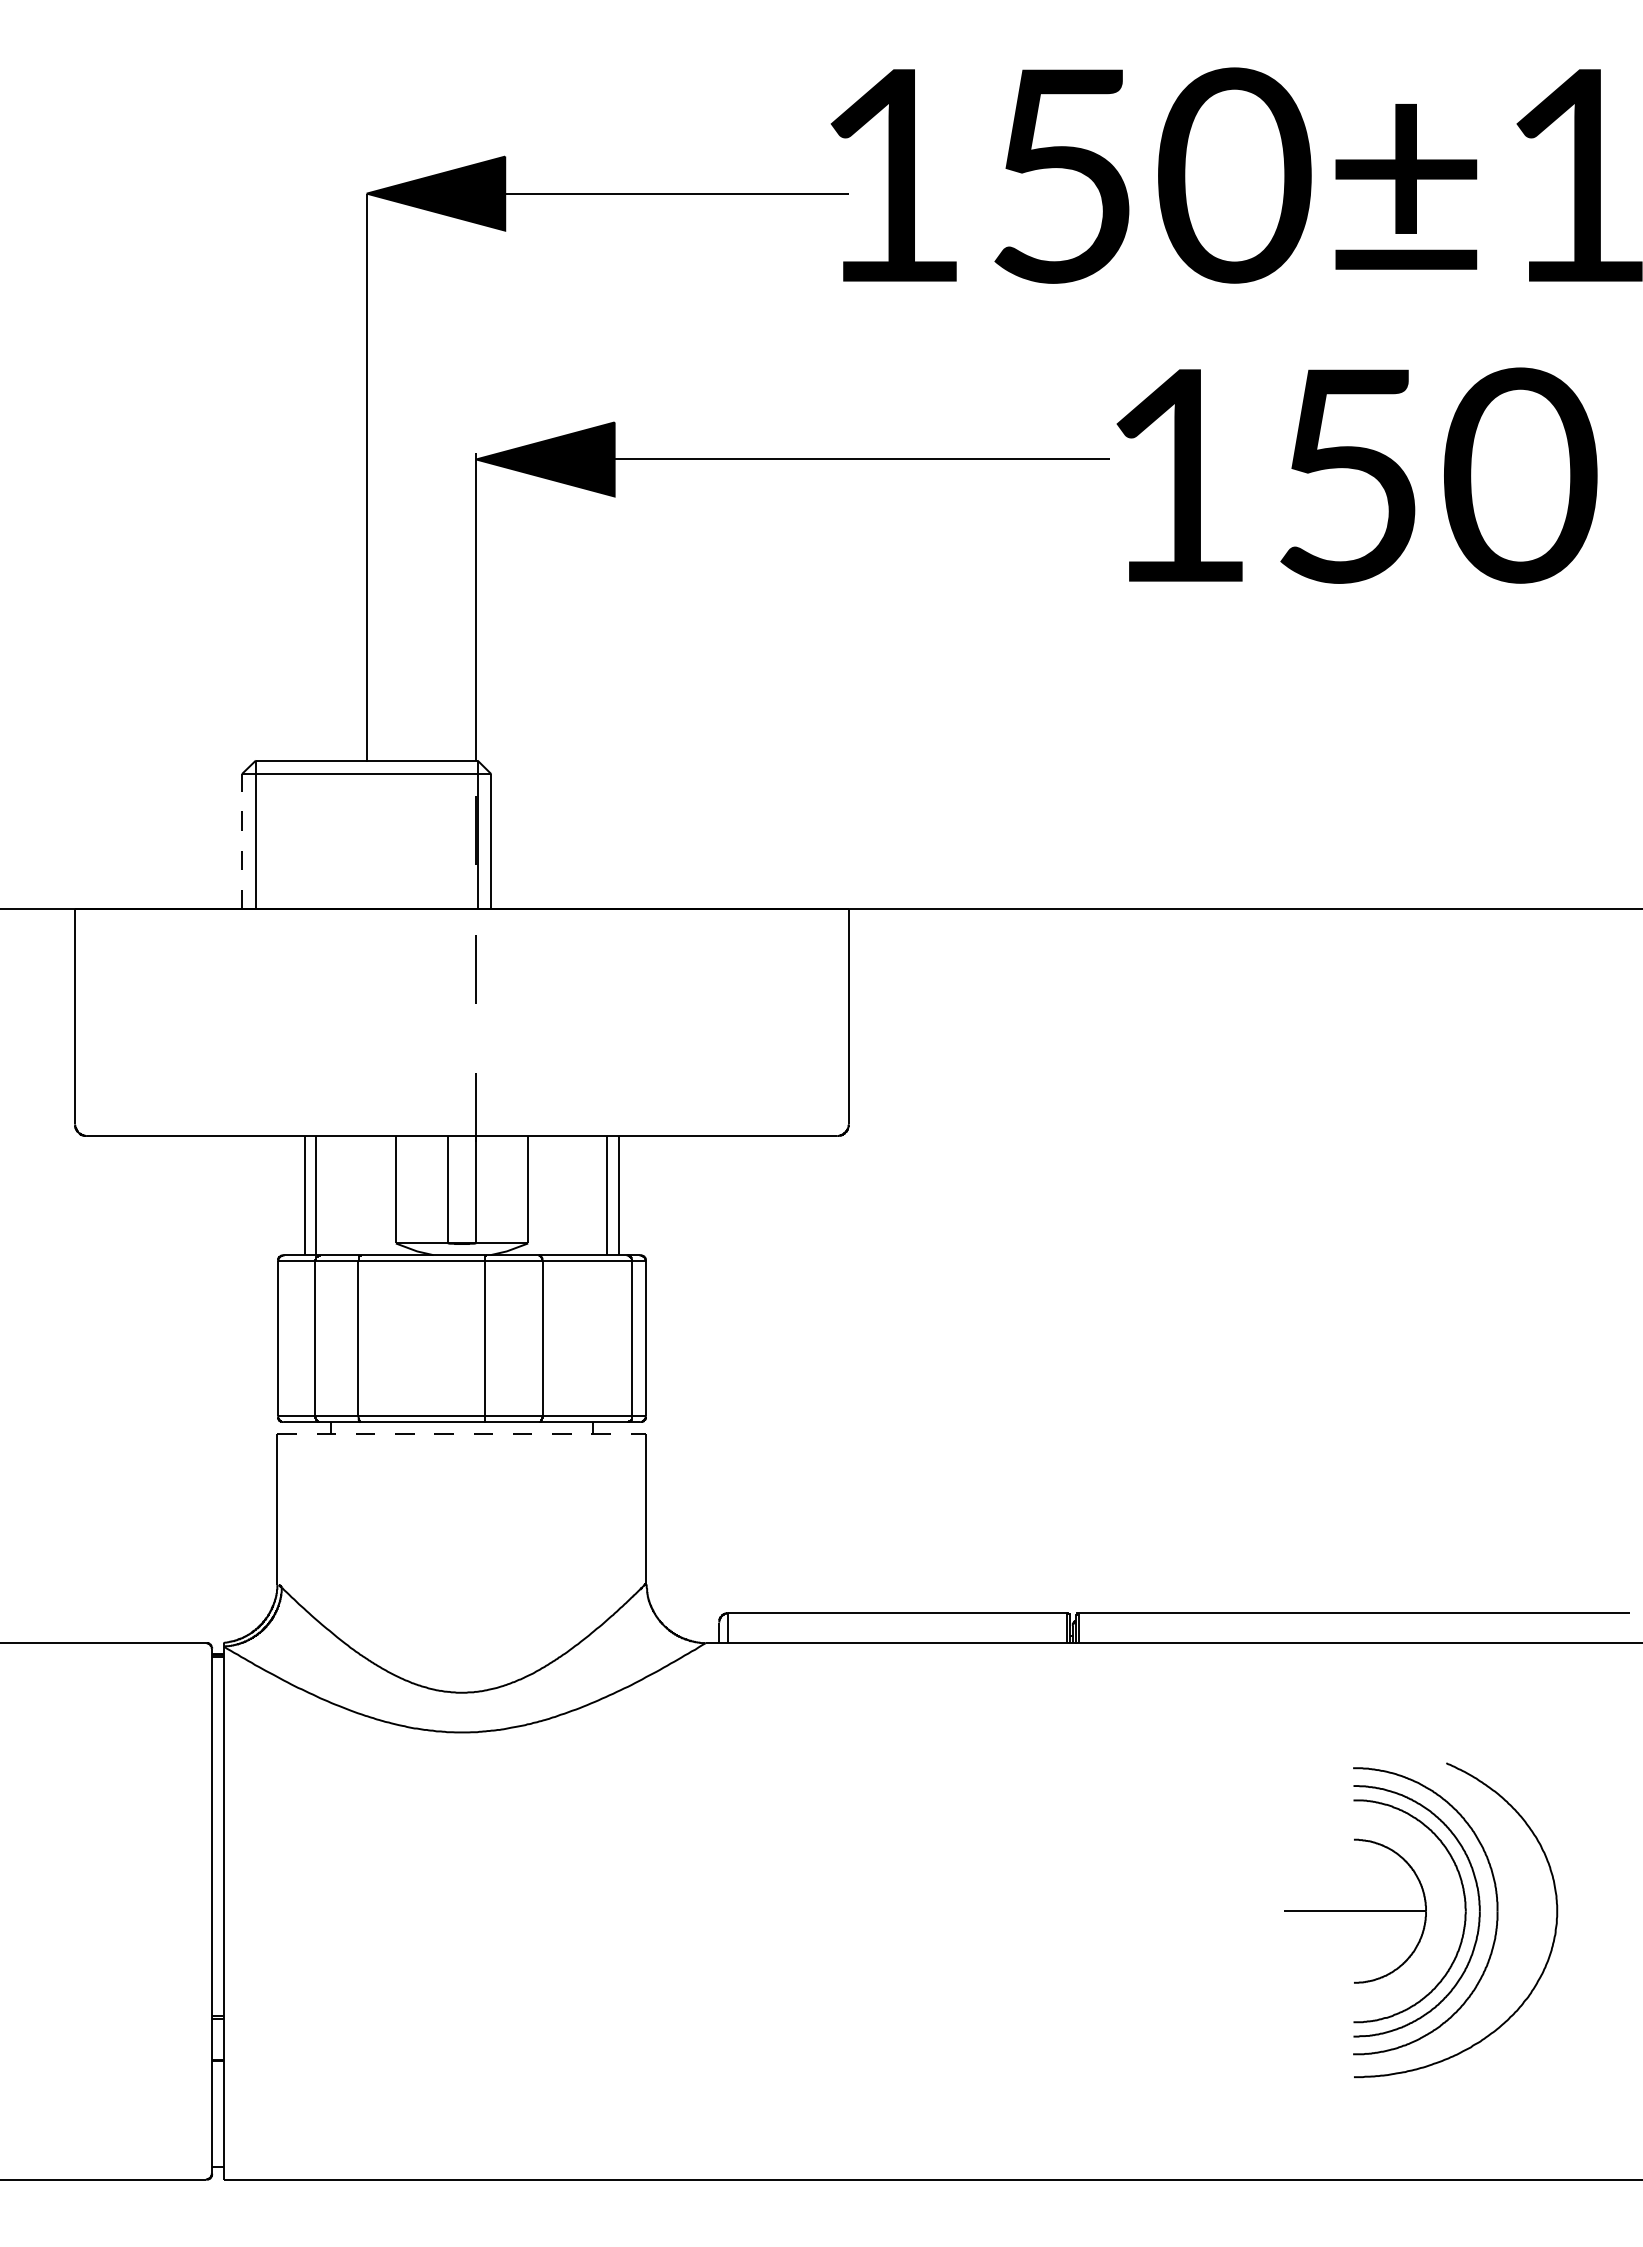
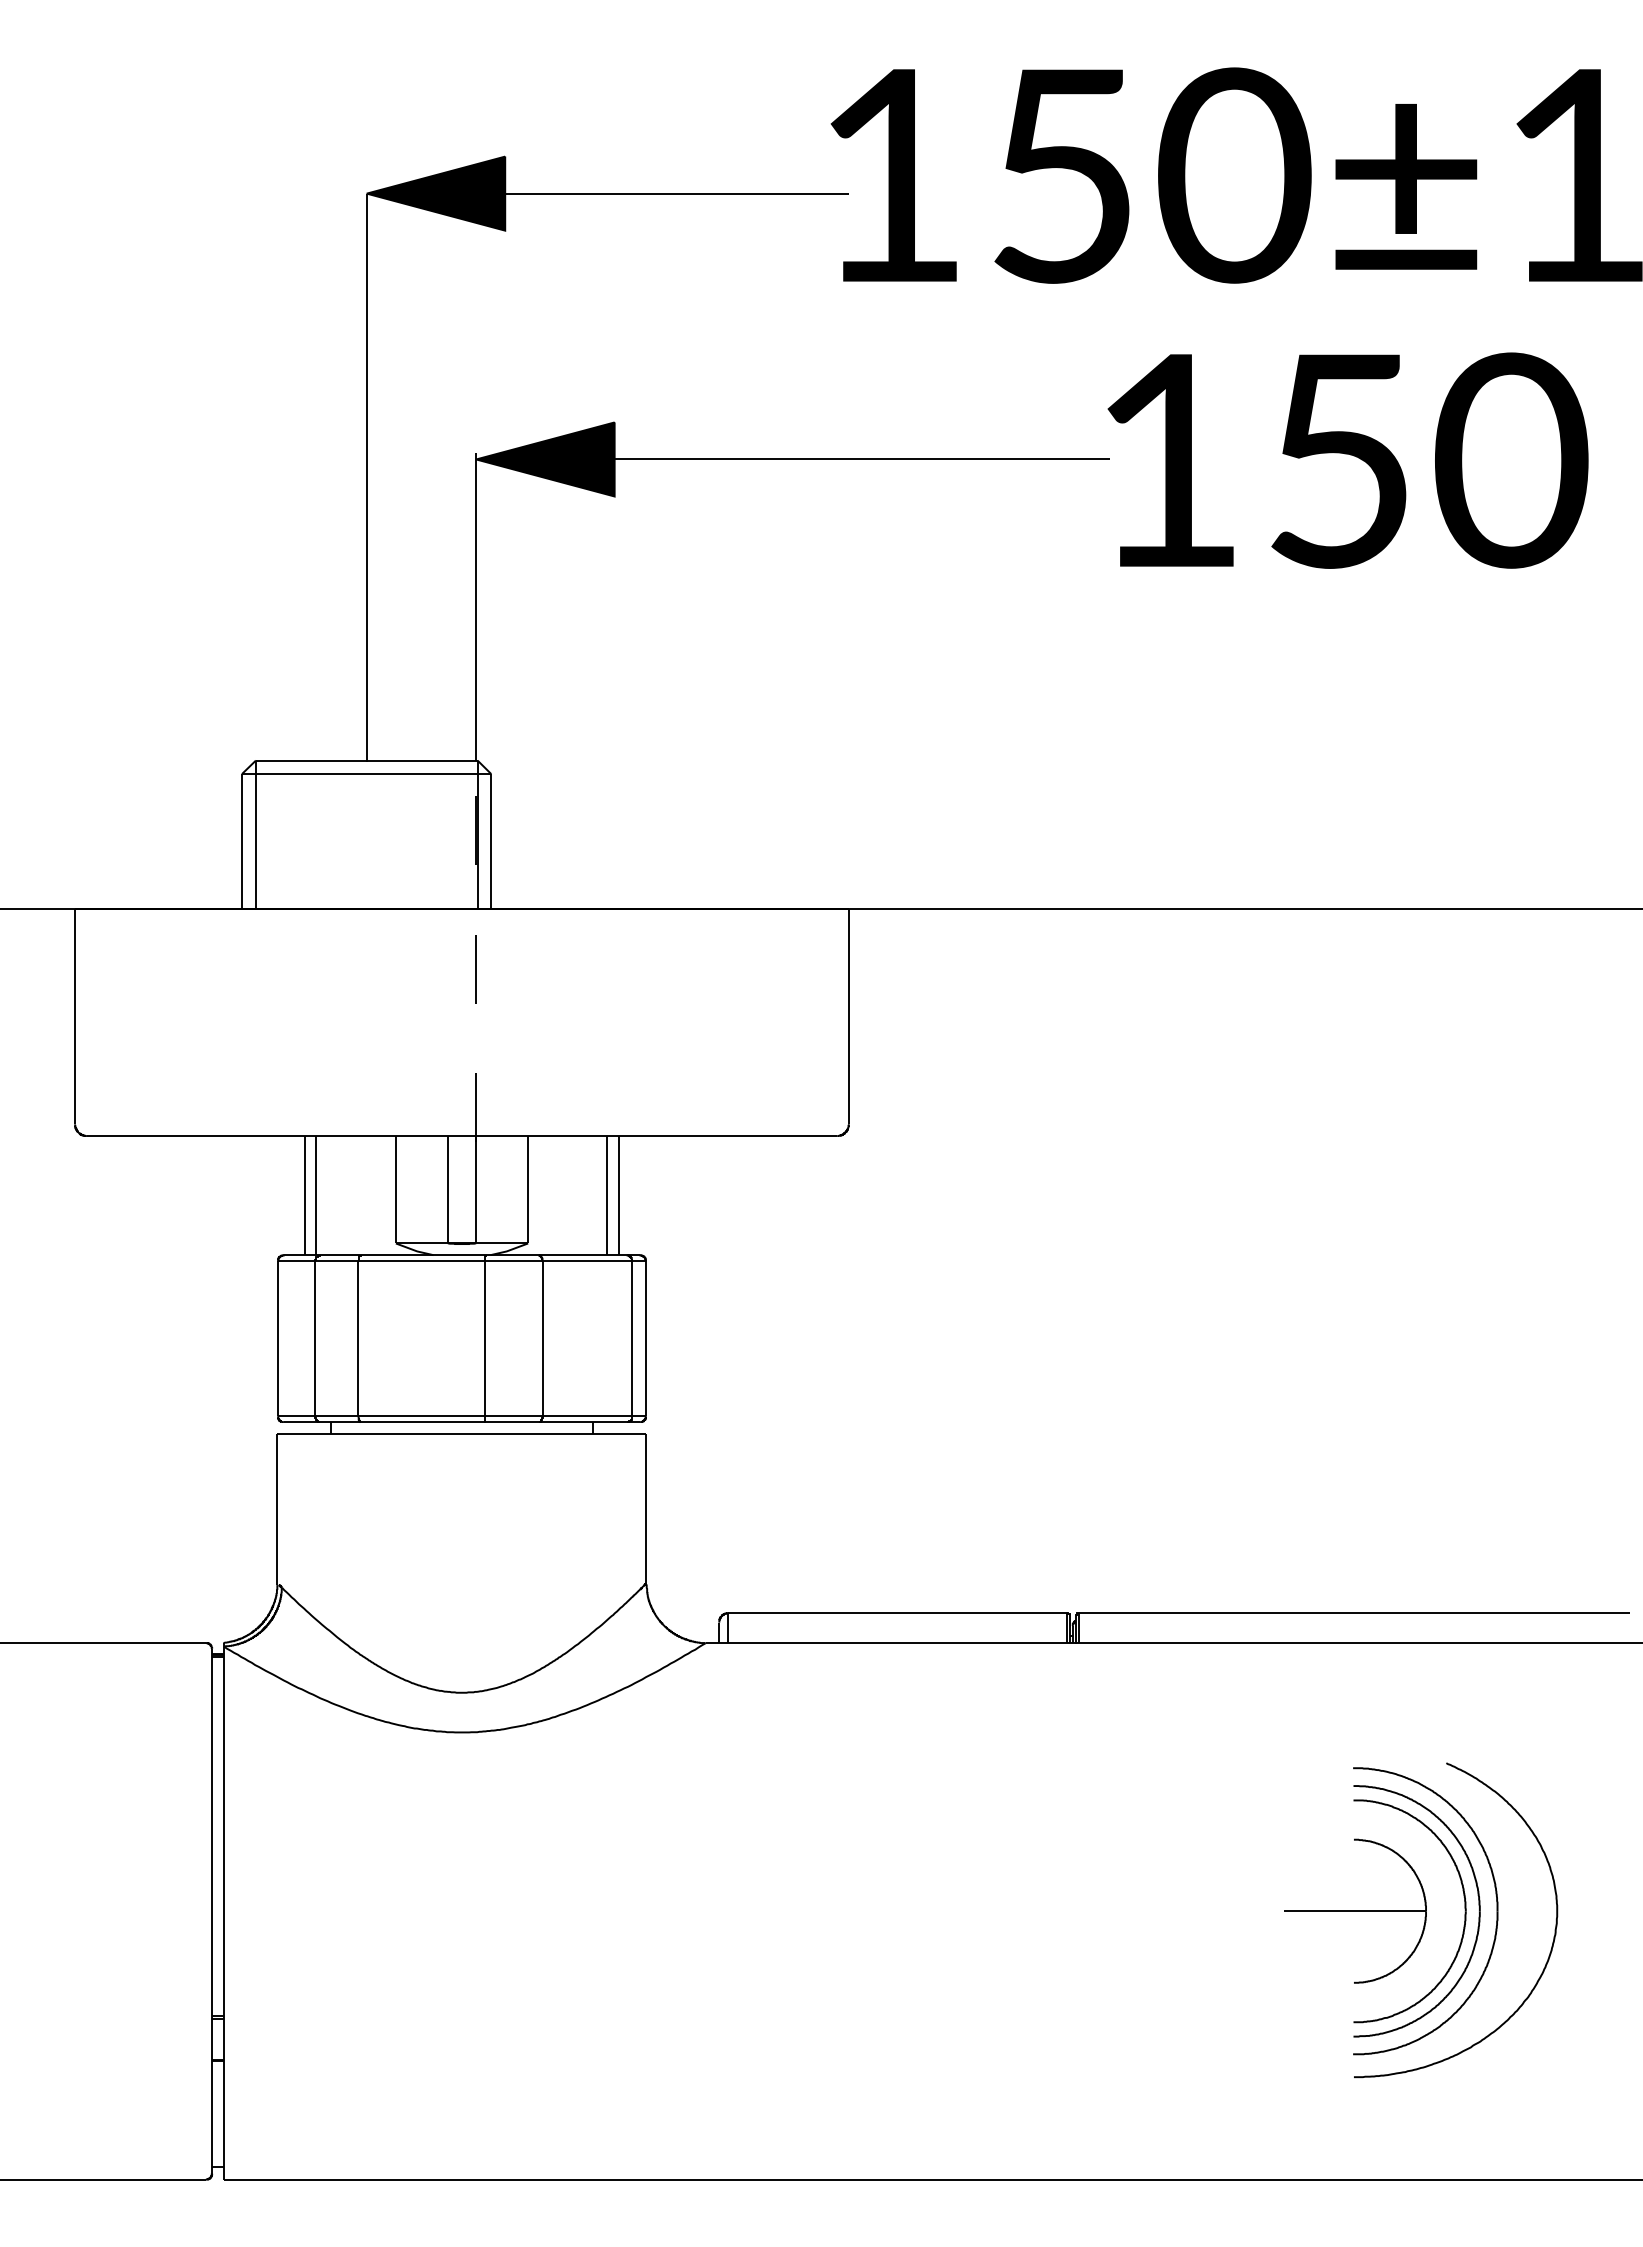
text position: (1356, 475) -> (1347, 460) (1347, 460)
line: dashed -> solid (242, 841)
line: dashed -> solid (461, 1434)
